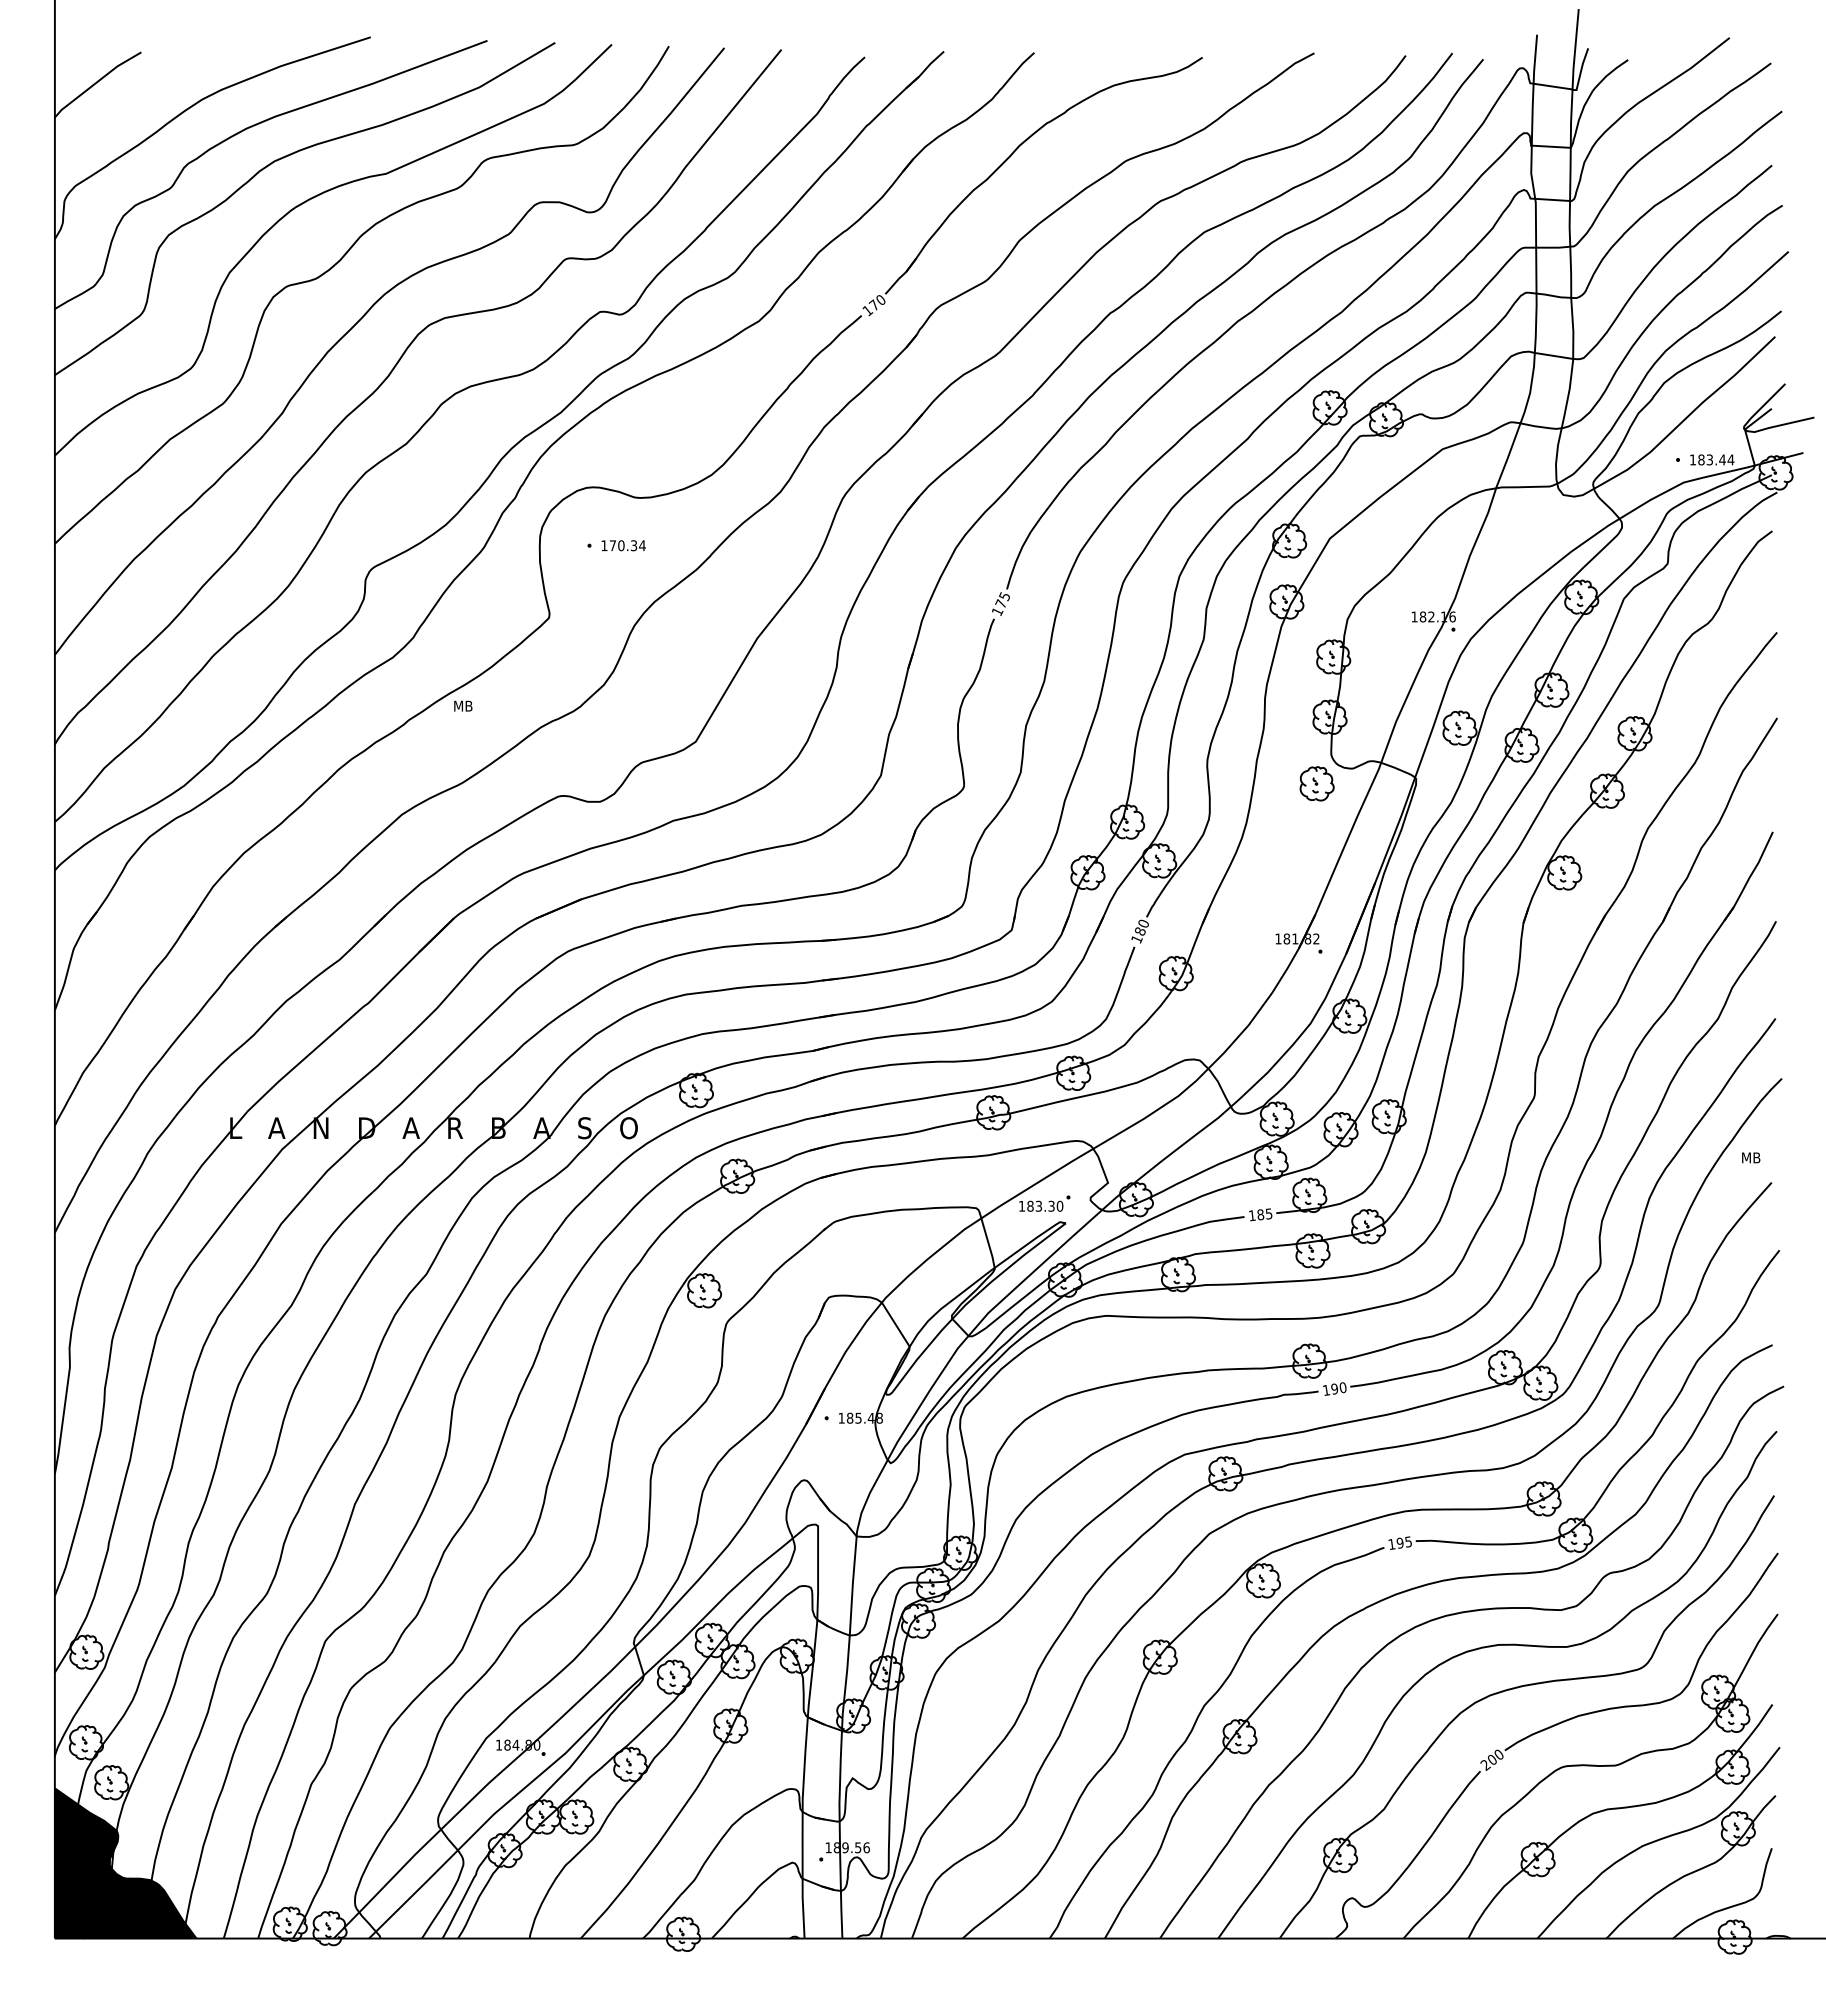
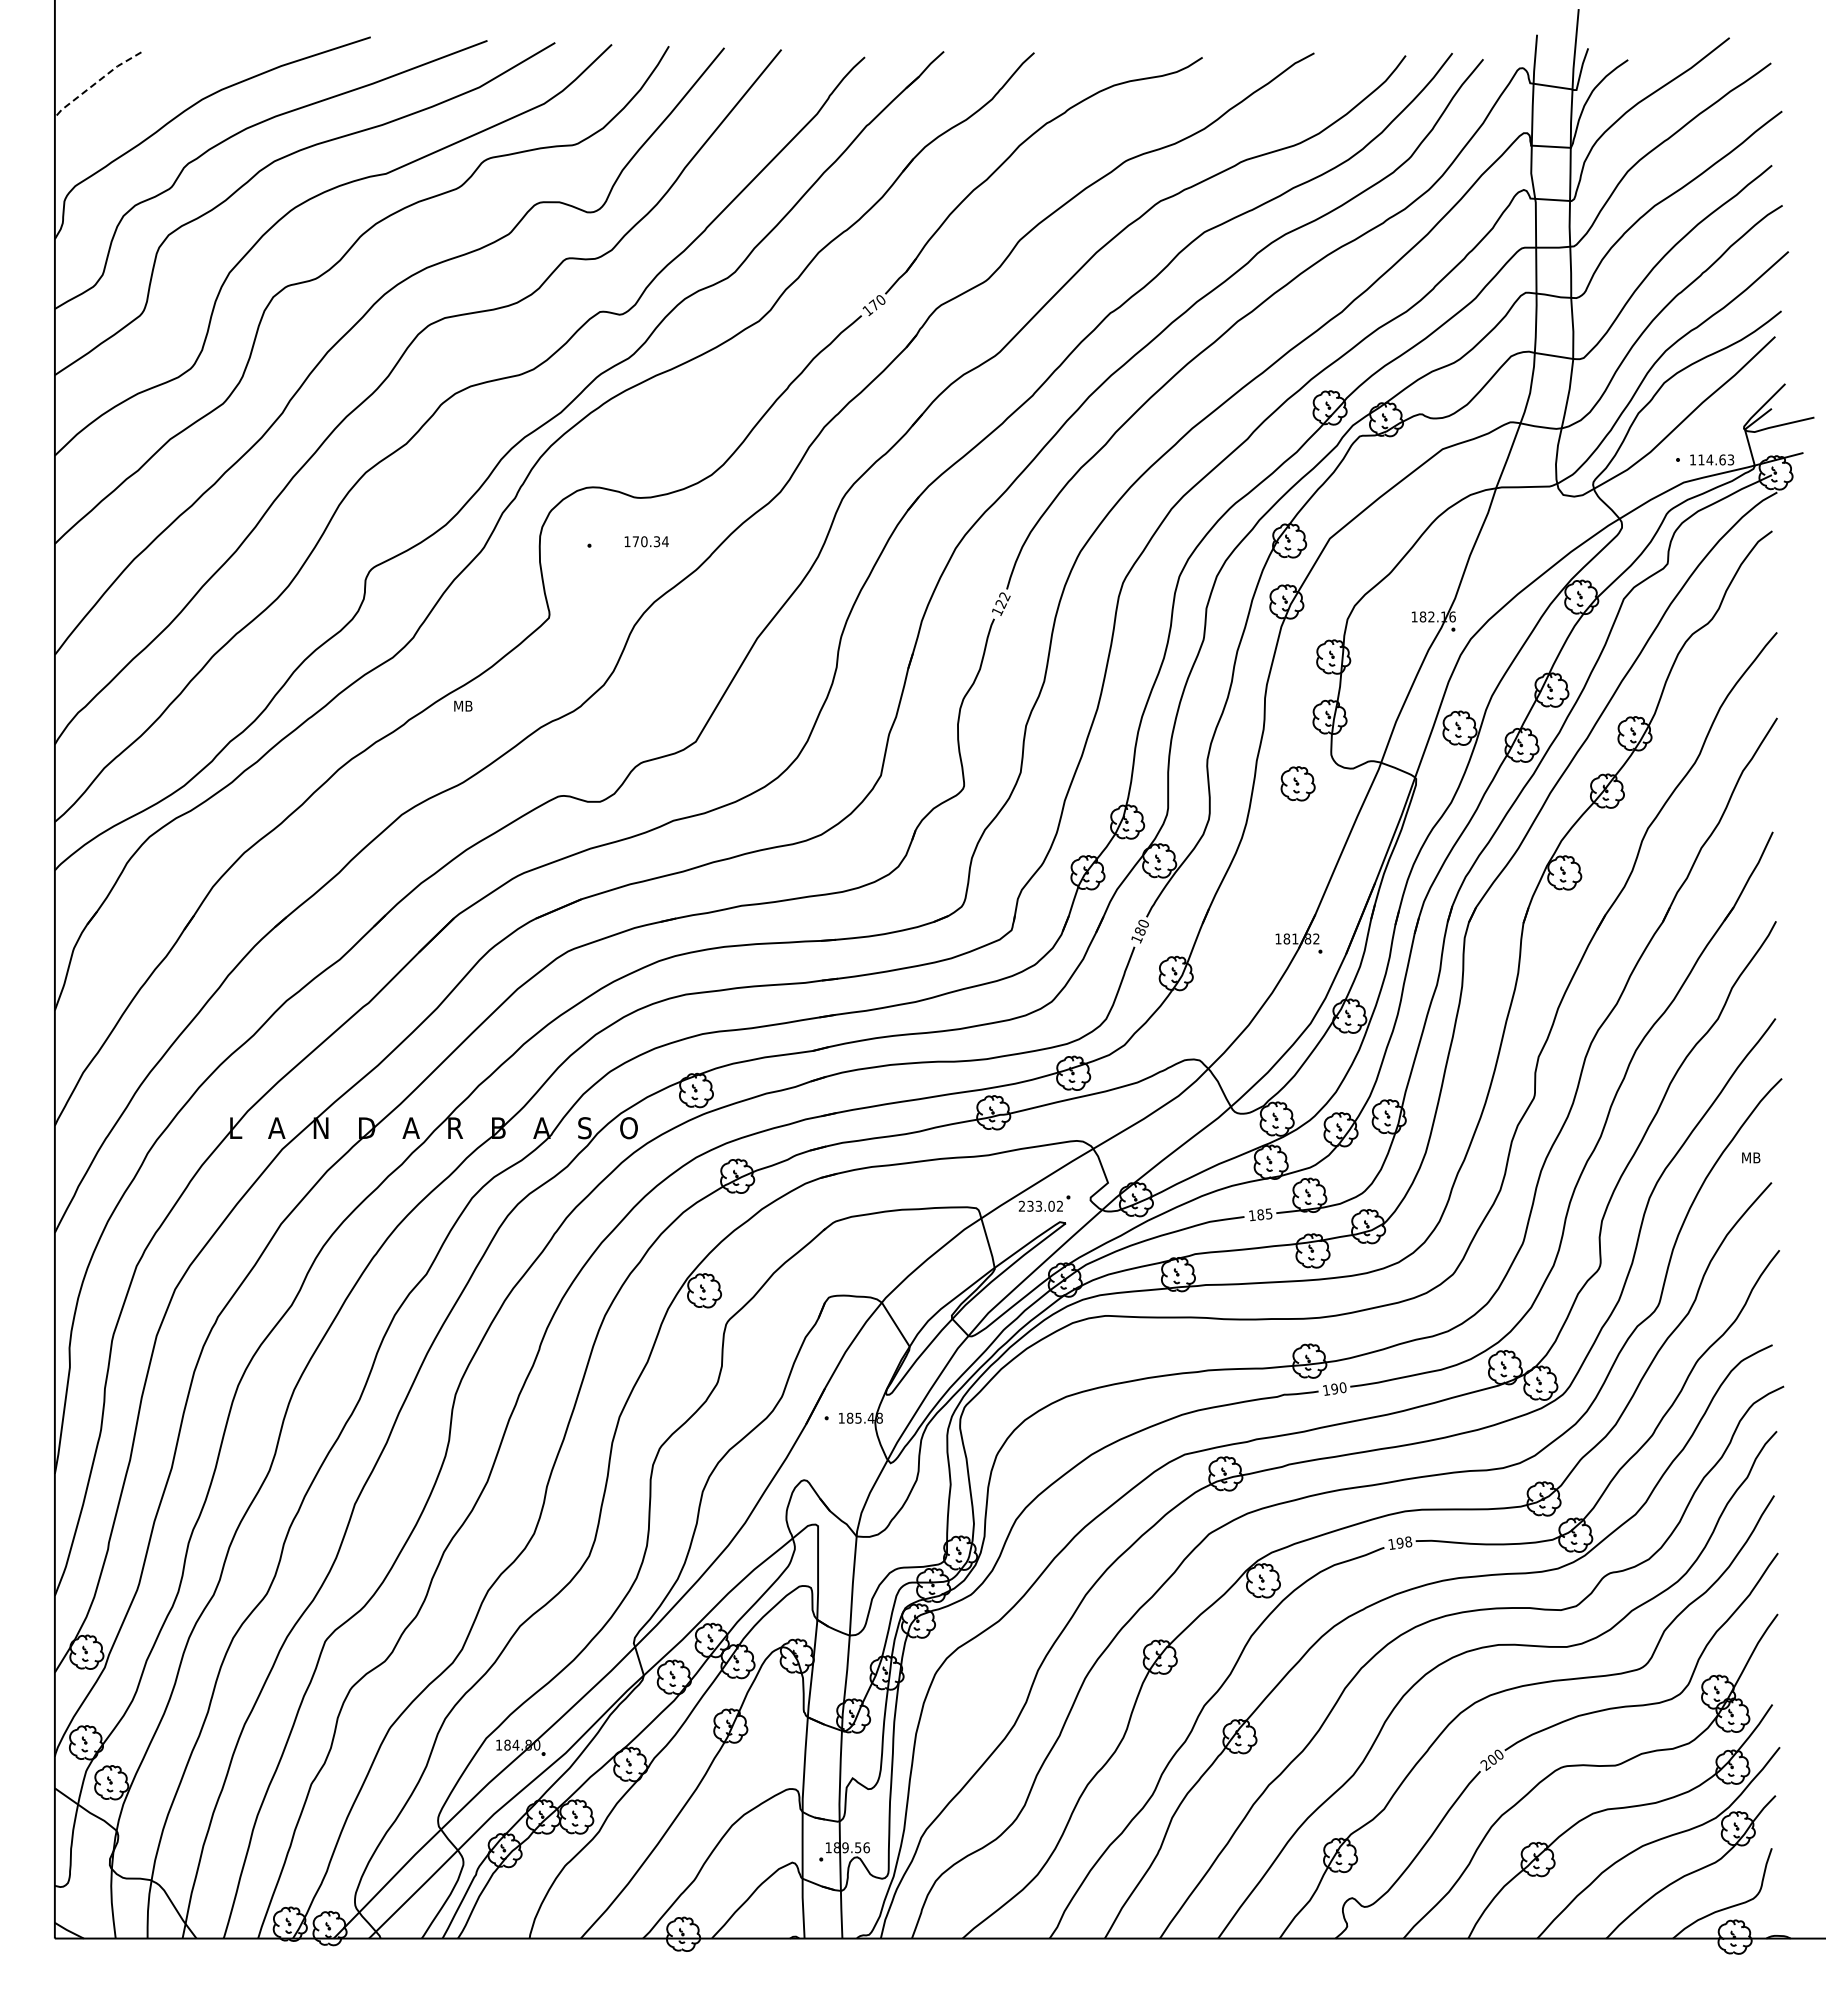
line: solid -> dashed (96, 82)
text: 183.44 -> 114.63 (1716, 459)
text position: (623, 545) -> (646, 541) (646, 541)
text: 175 -> 122 (1002, 600)
part position: (1316, 783) -> (1297, 783) (1297, 783)
text: 183.30 -> 233.02 (1040, 1205)
text: 195 -> 198 (1408, 1541)
fill: present -> none (125, 1863)
